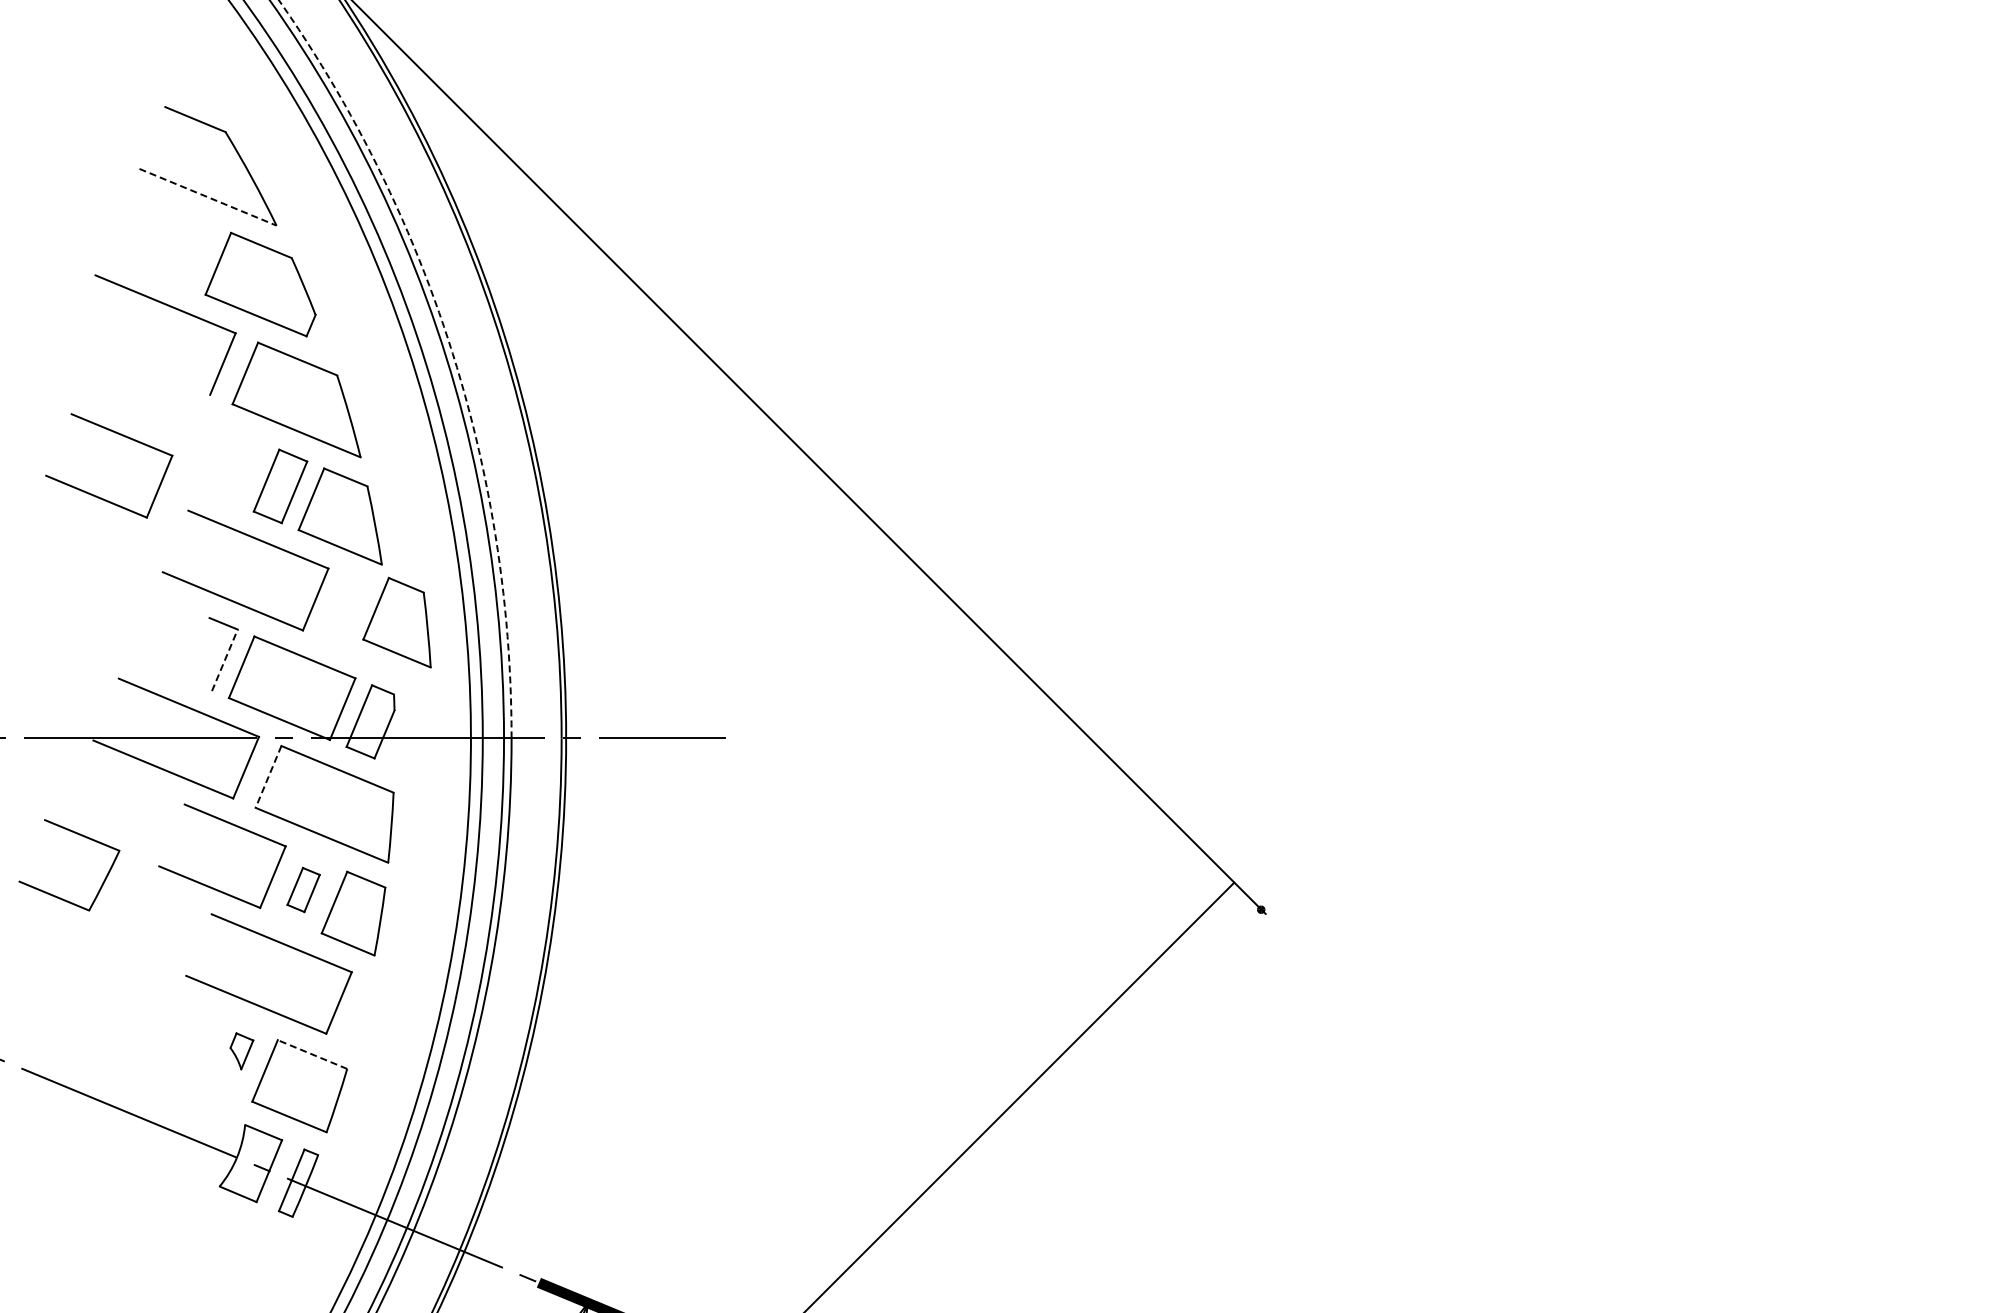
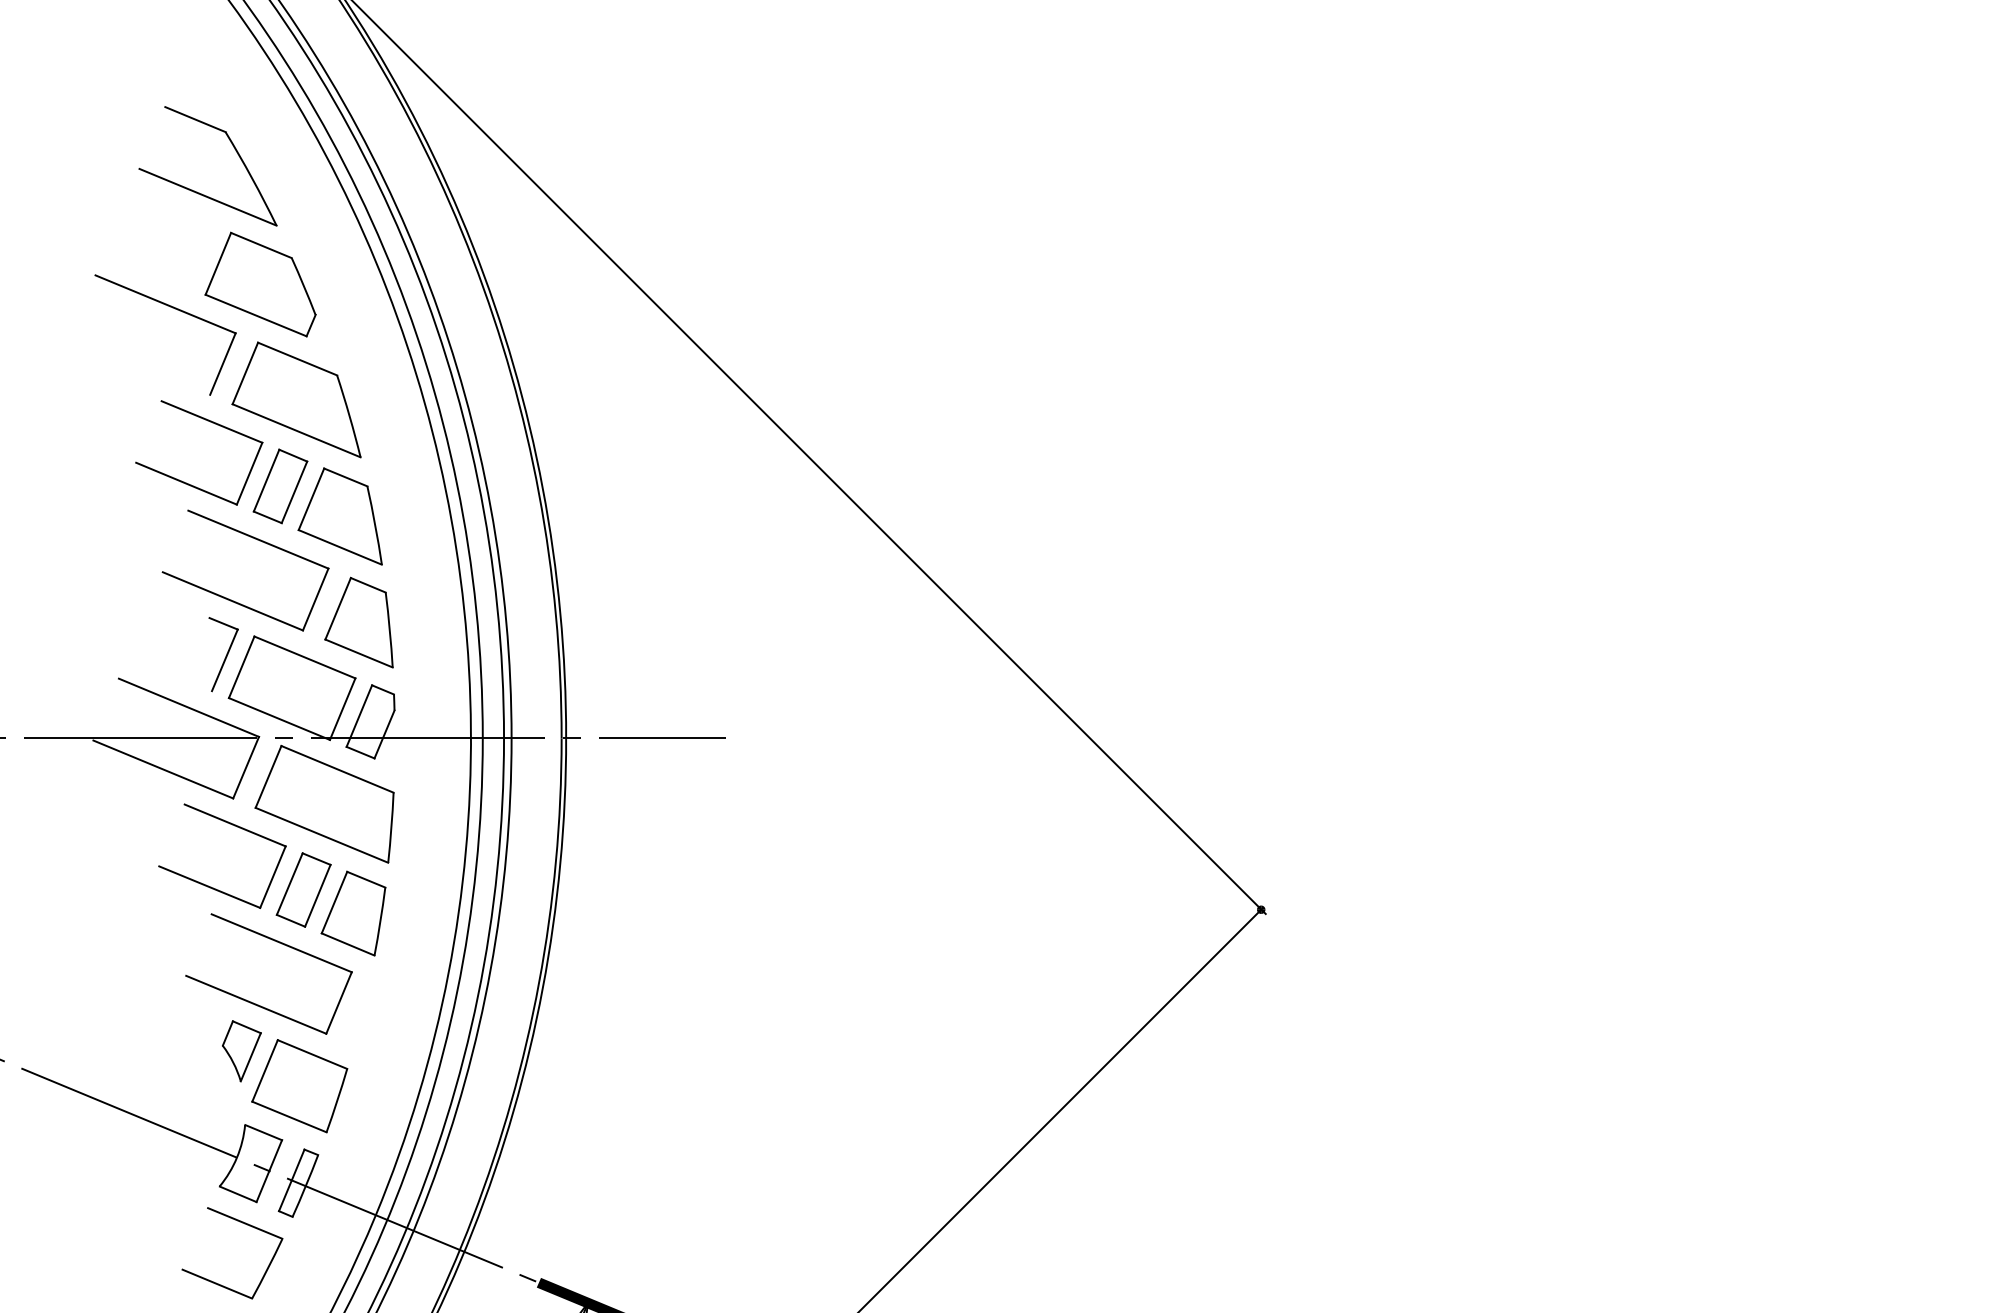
line: dashed -> solid (208, 197)
arc: dashed -> solid (451, 351)
part position: (122, 436) -> (212, 423) (212, 423)
part position: (396, 622) -> (358, 622) (358, 622)
line: dashed -> solid (225, 659)
line: dashed -> solid (268, 776)
part position: (81, 836) -> (244, 1224) (244, 1224)
part size: 35x48 px -> 57x76 px (303, 889)
part size: 26x39 px -> 40x63 px (241, 1051)
line: dashed -> solid (312, 1054)
line position: (1020, 1095) -> (1060, 1109) (1060, 1109)
